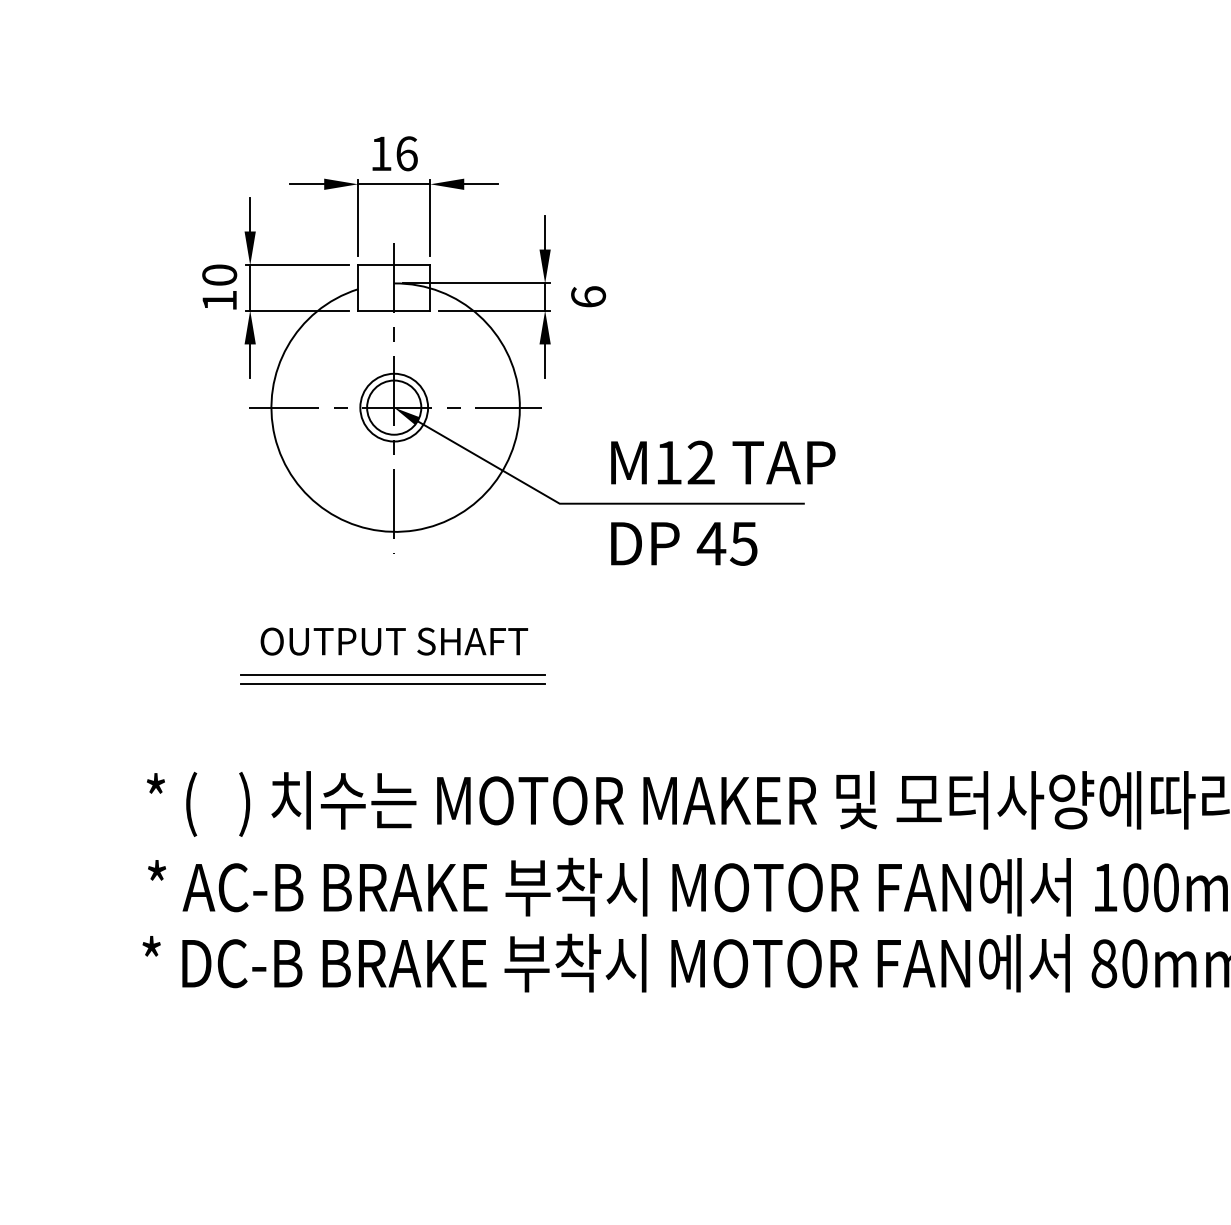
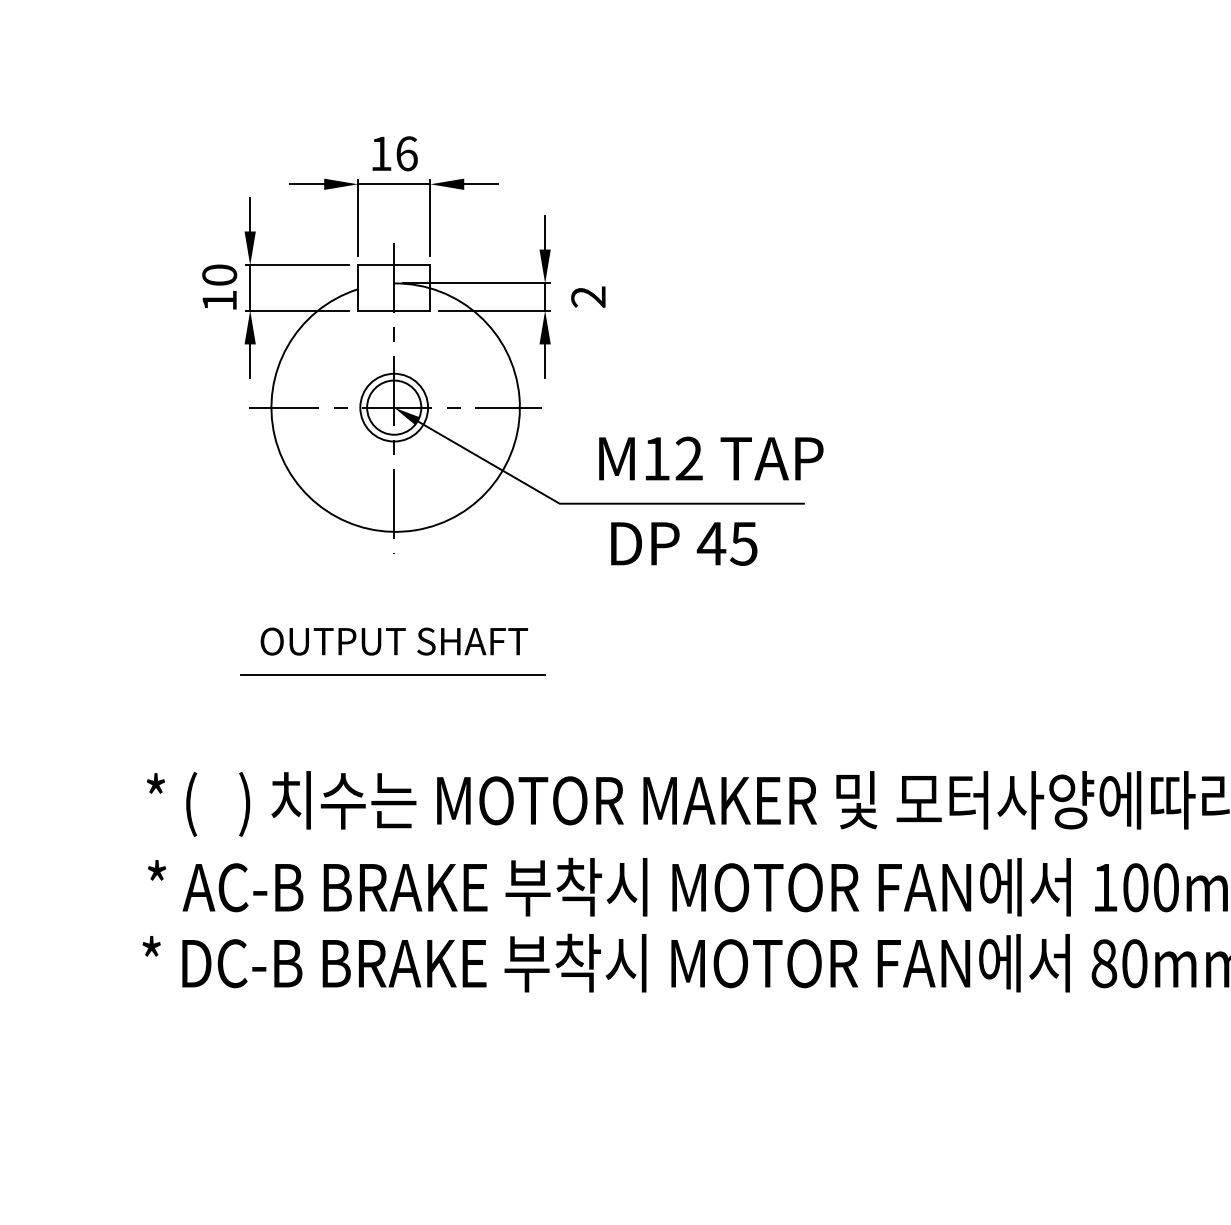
text: 6 -> 2 (588, 296)
text position: (723, 462) -> (711, 458) (711, 458)
line: present -> none (393, 683)
